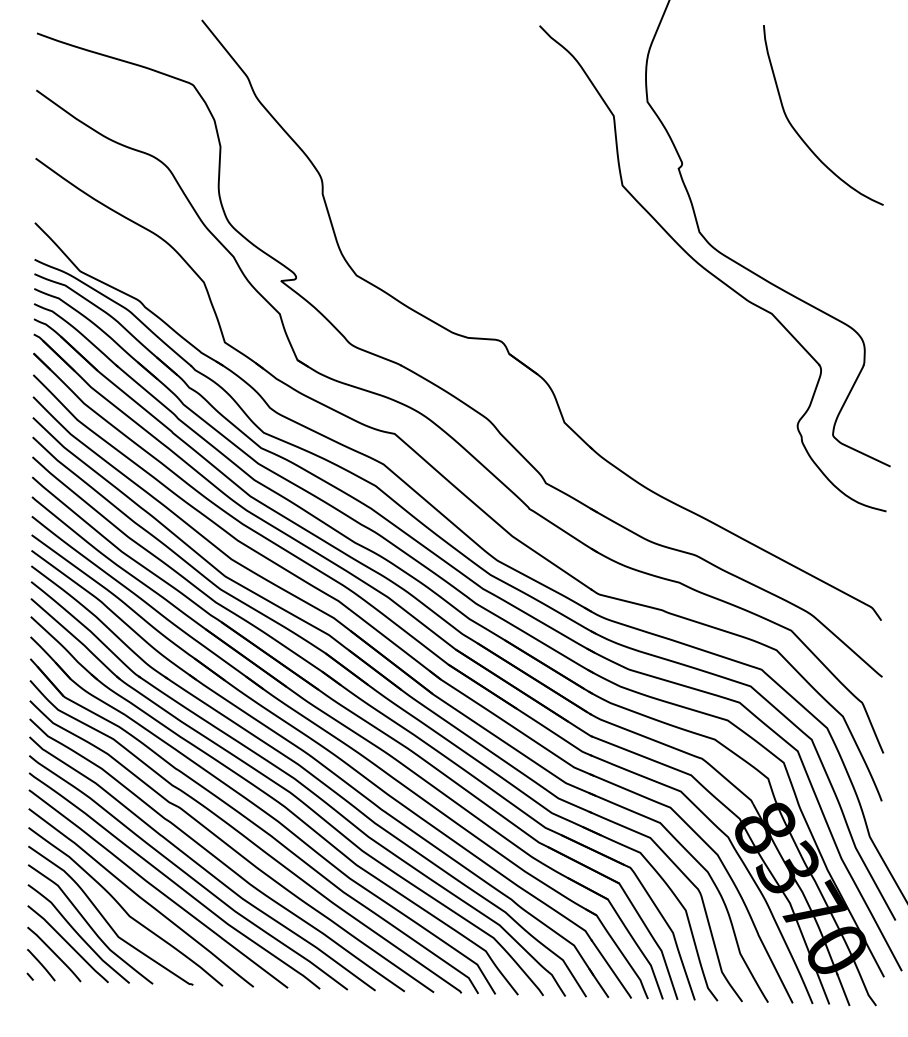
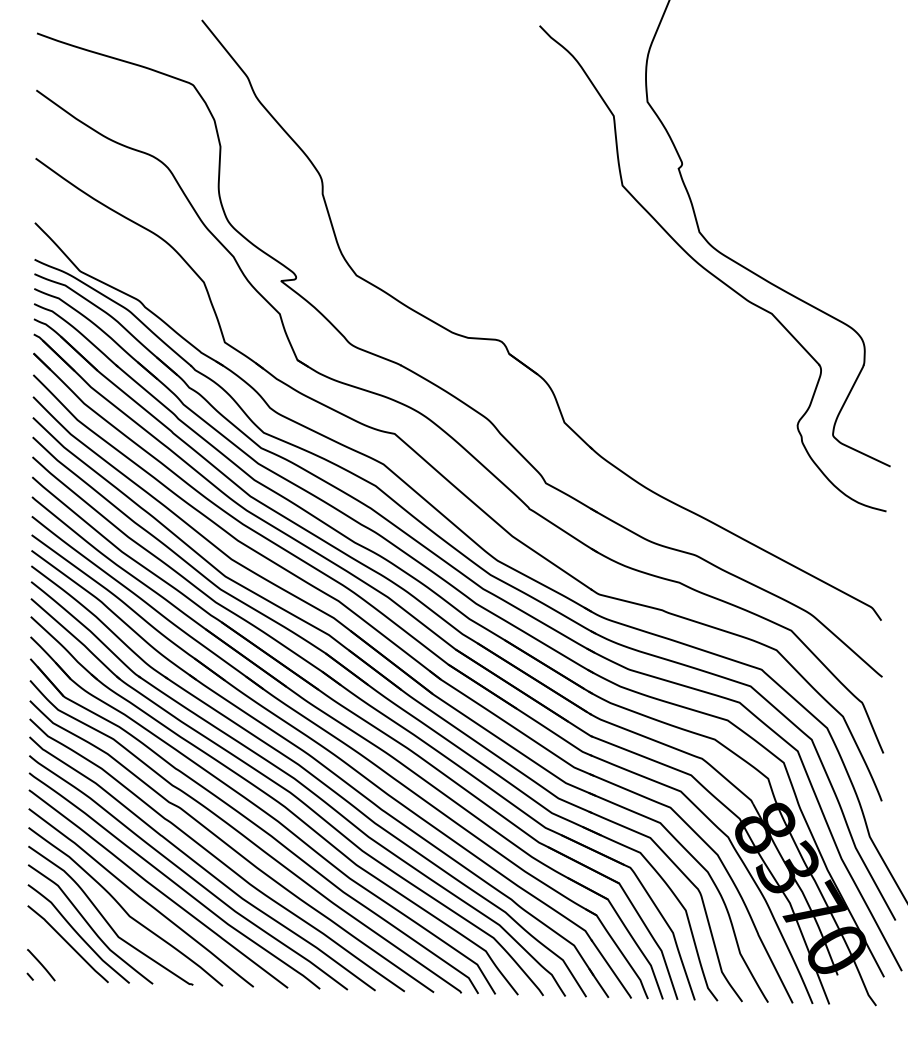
curve: present -> none (800, 135)
line: present -> none (54, 954)
line: present -> none (843, 989)
